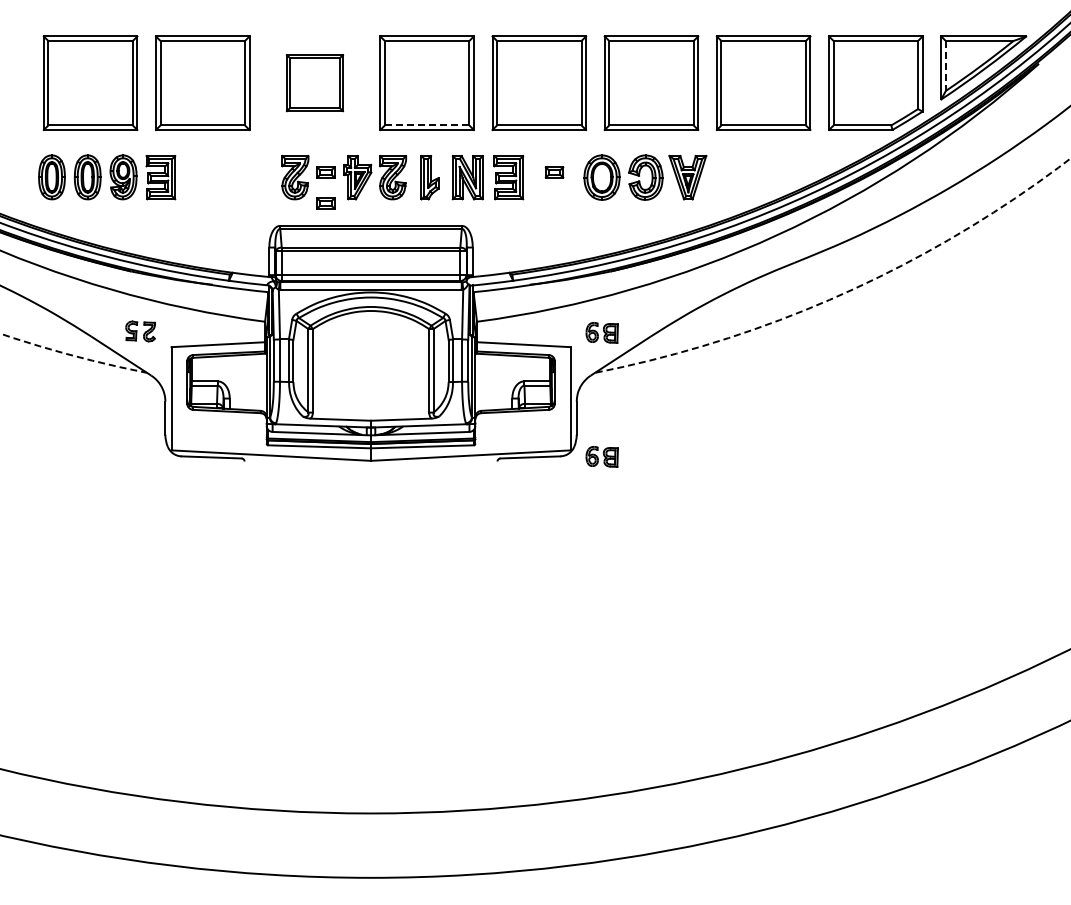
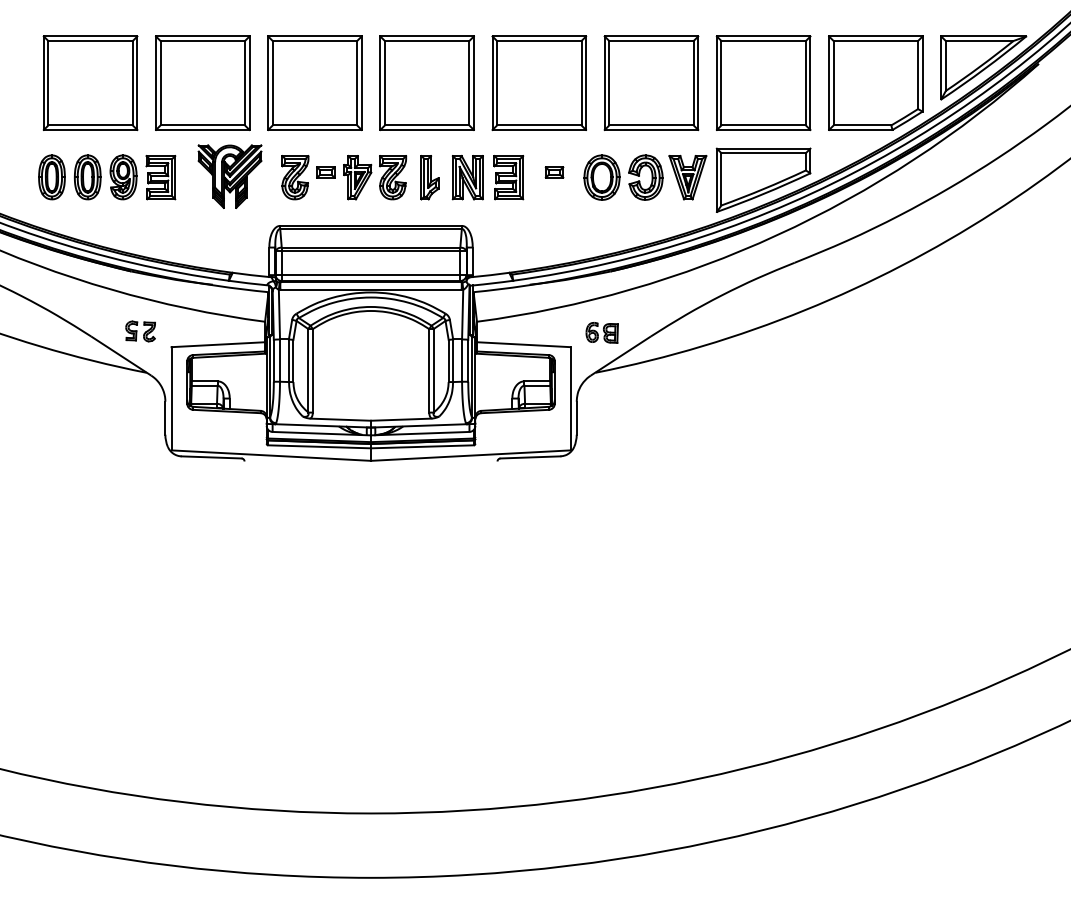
line: dashed -> solid (945, 66)
part size: 60x59 px -> 96x96 px (314, 82)
line: dashed -> solid (427, 125)
part: none -> present (229, 176)
part: none -> present (763, 179)
part: present -> none (325, 203)
arc: dashed -> solid (914, 258)
part: present -> none (601, 456)
